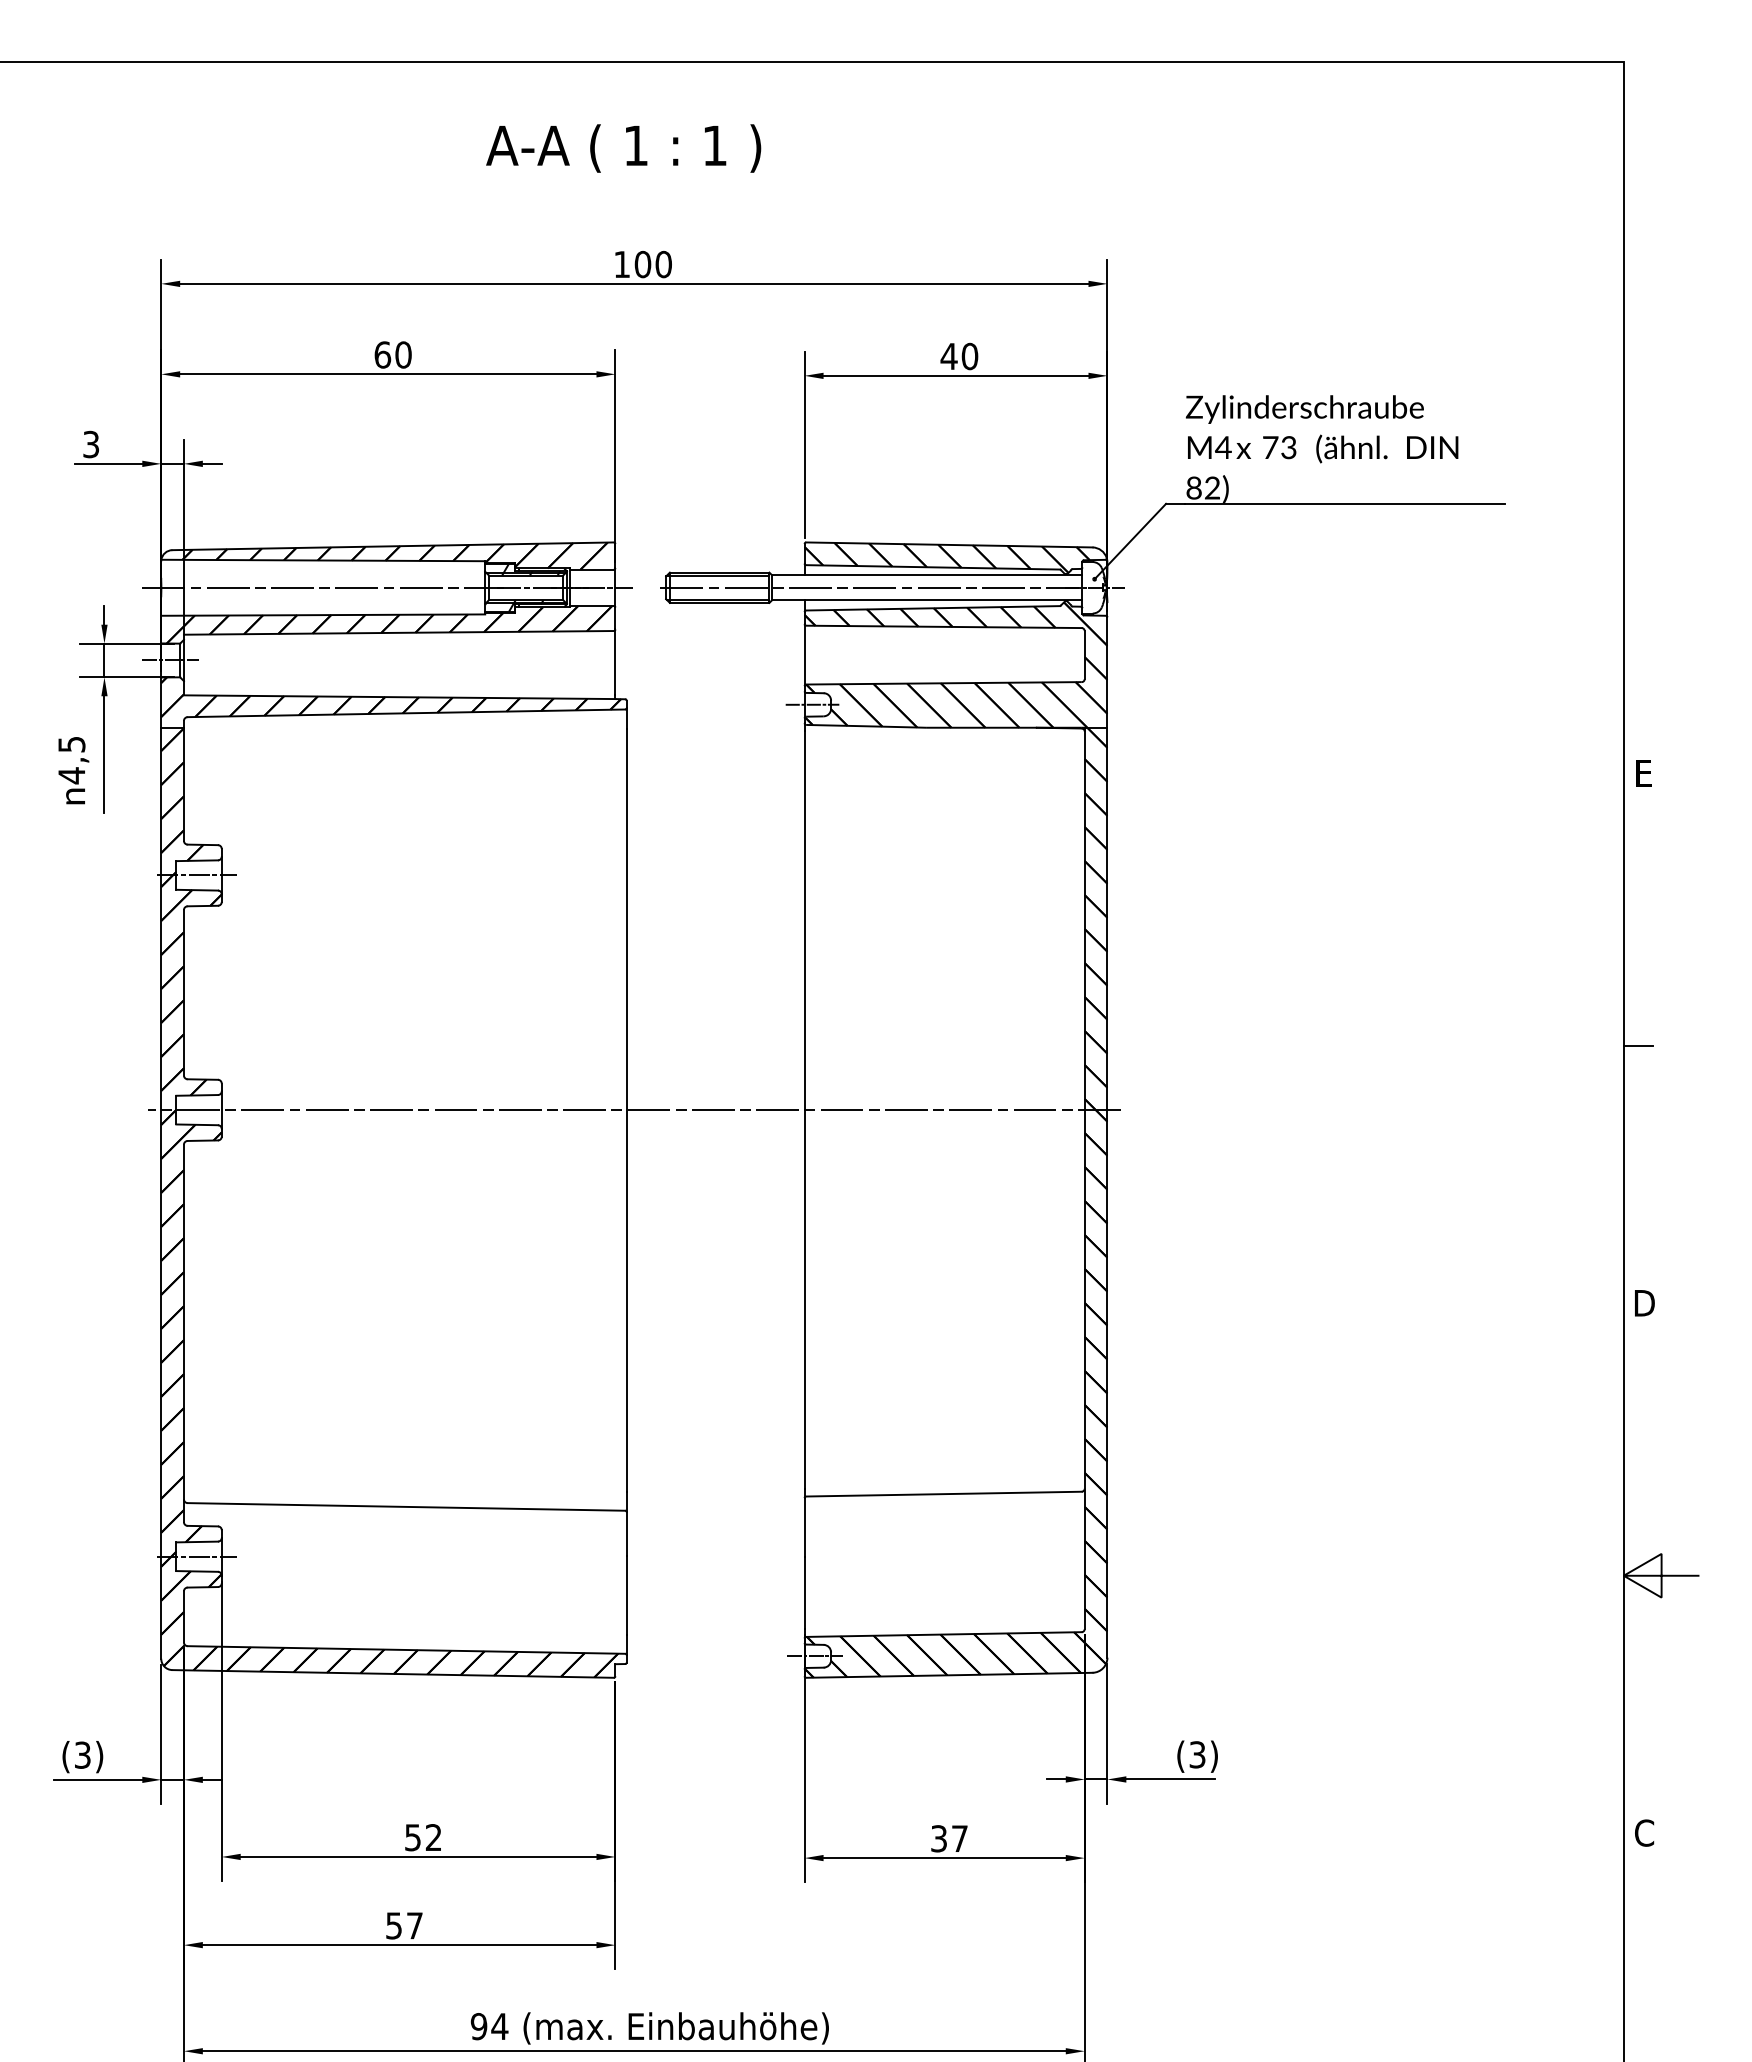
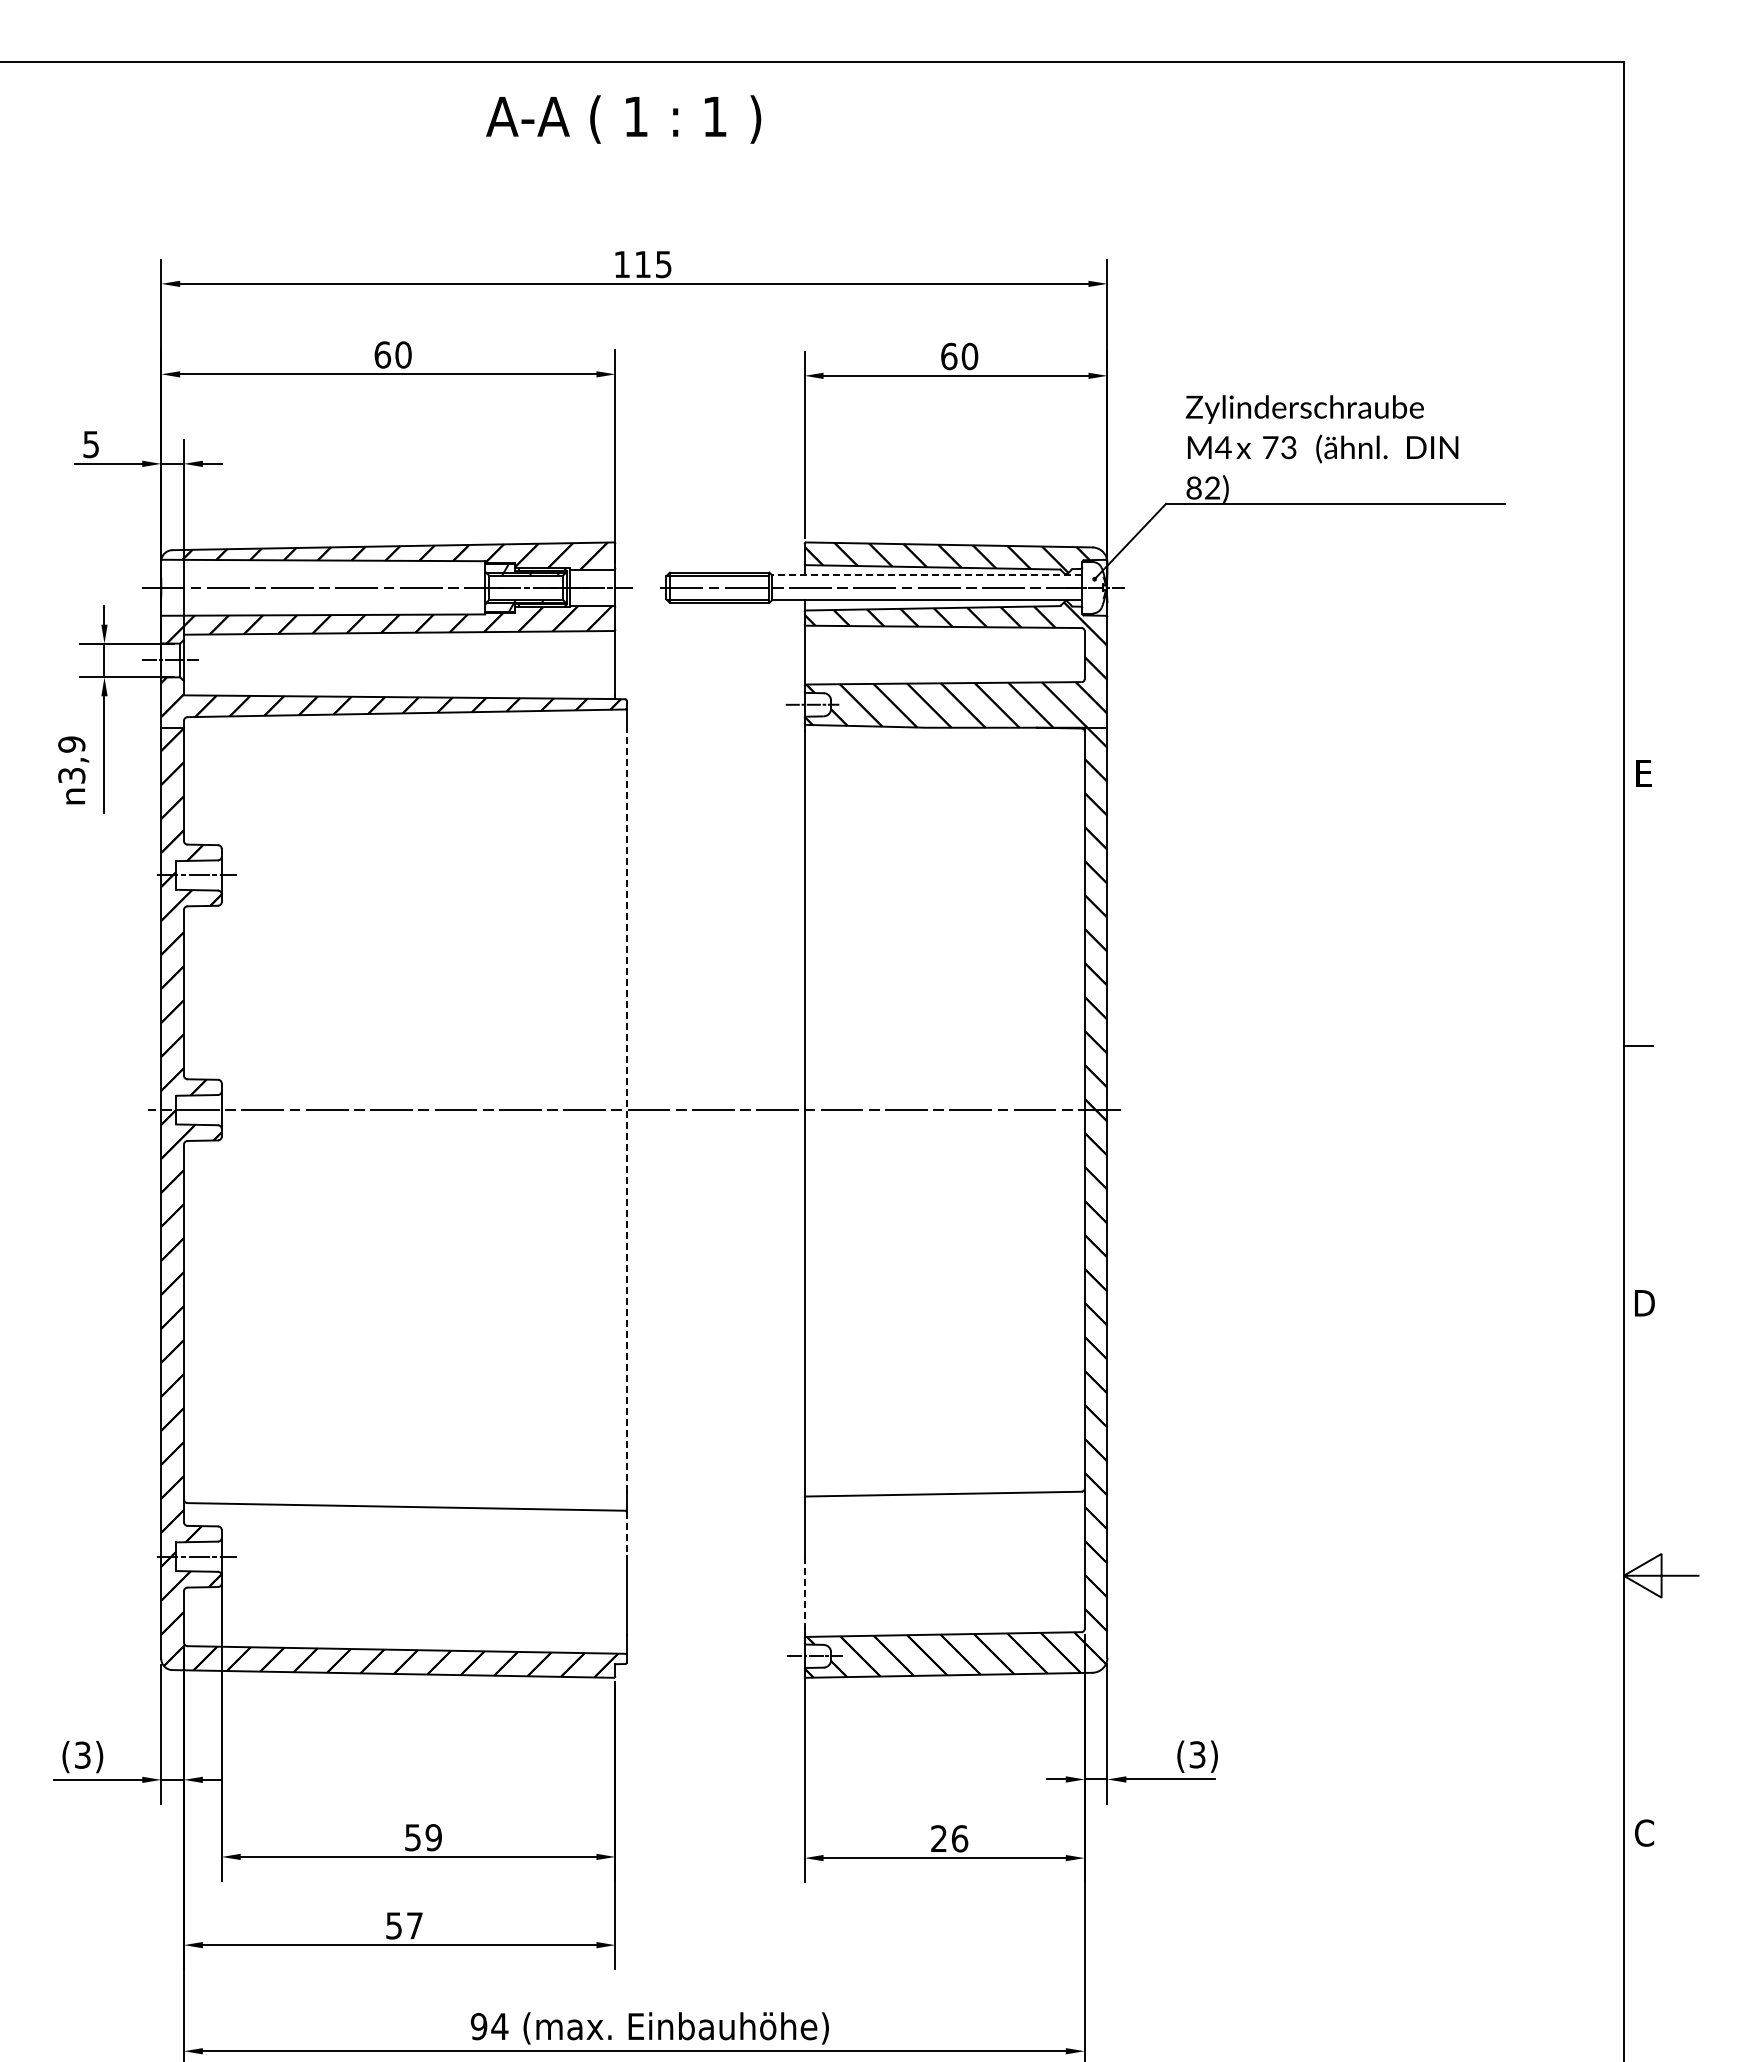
text position: (623, 148) -> (623, 119) (623, 119)
text: 100 -> 115 (652, 264)
text: 40 -> 60 (948, 356)
text: 3 -> 5 (91, 443)
line: solid -> dashed (926, 575)
text: 4,5 -> 3,9 (71, 760)
line: solid -> dashed (626, 1110)
line: solid -> dashed (626, 1534)
line: solid -> dashed (804, 1593)
text: 52 -> 59 (433, 1837)
text: 37 -> 26 (949, 1838)
